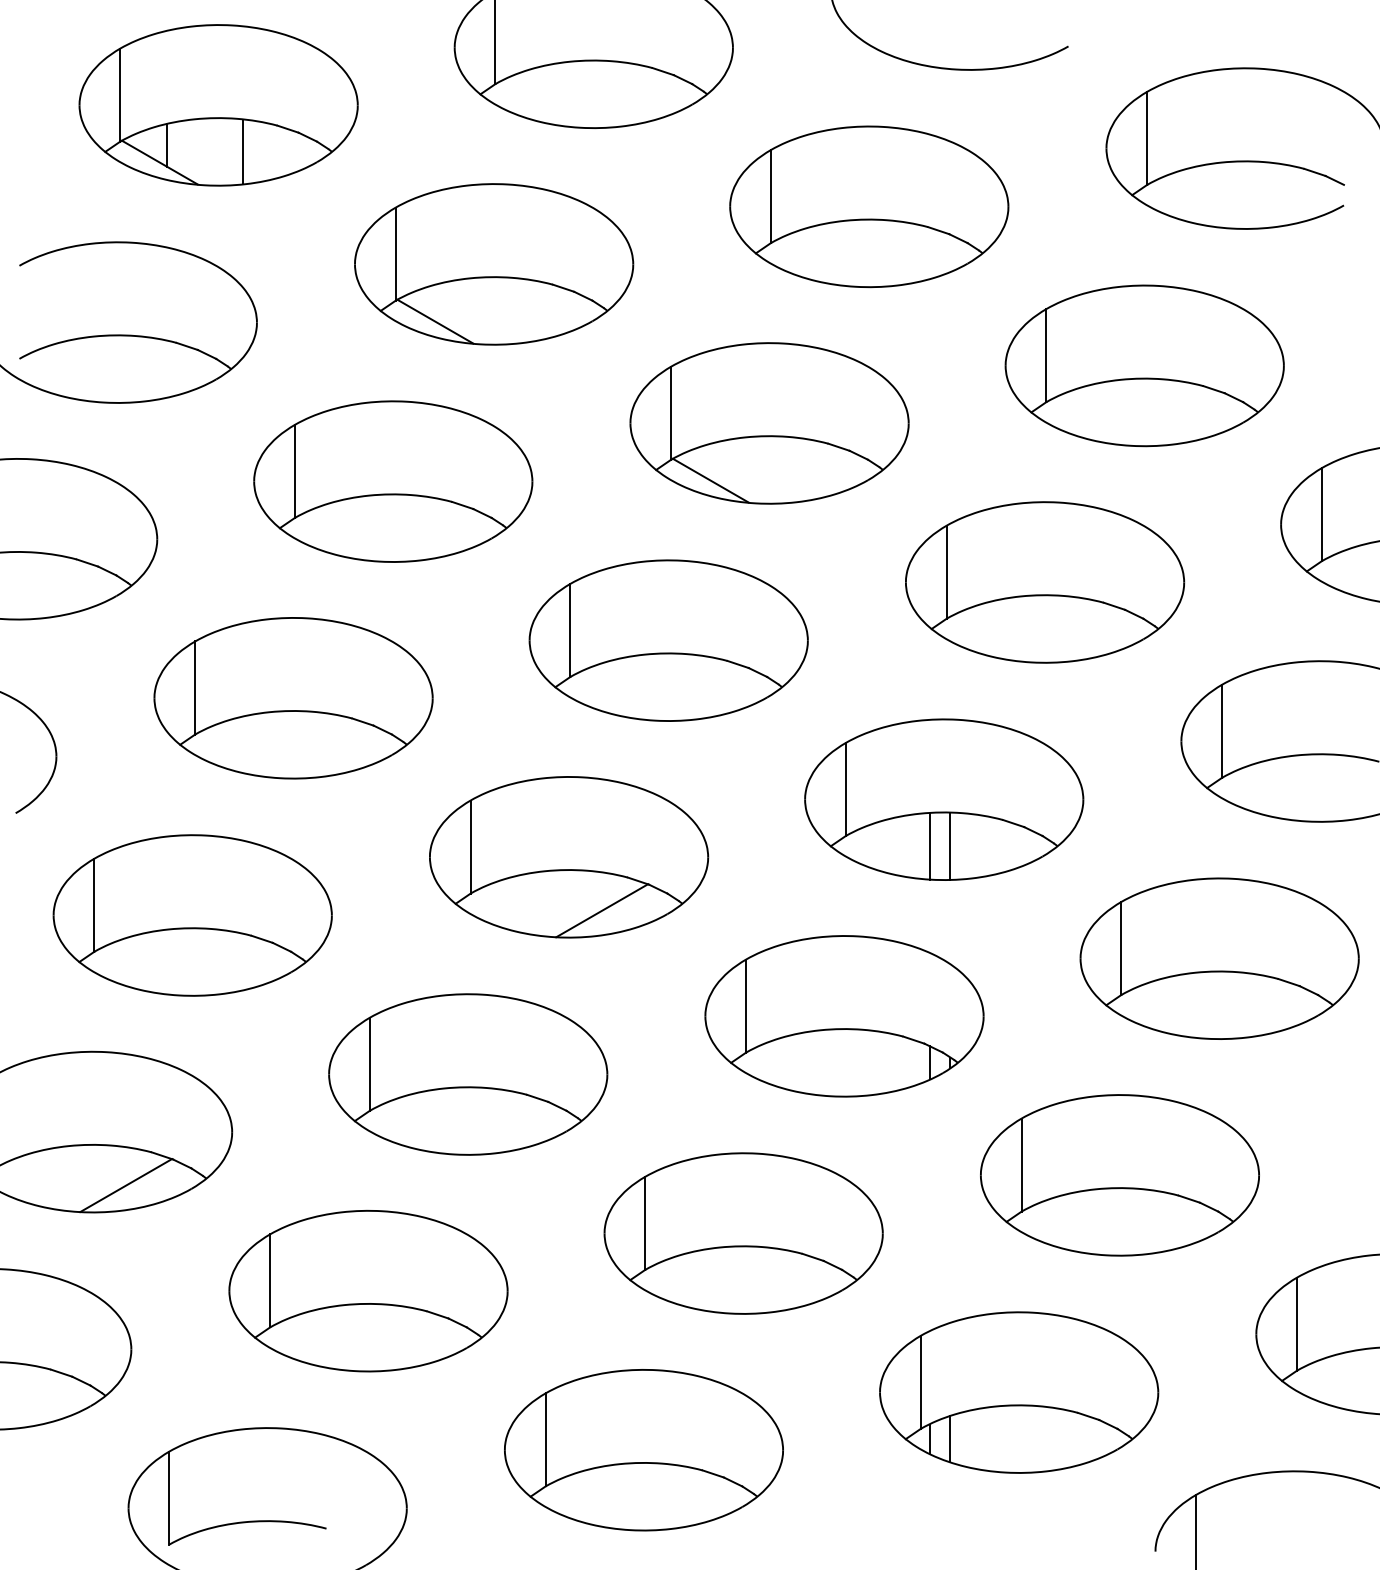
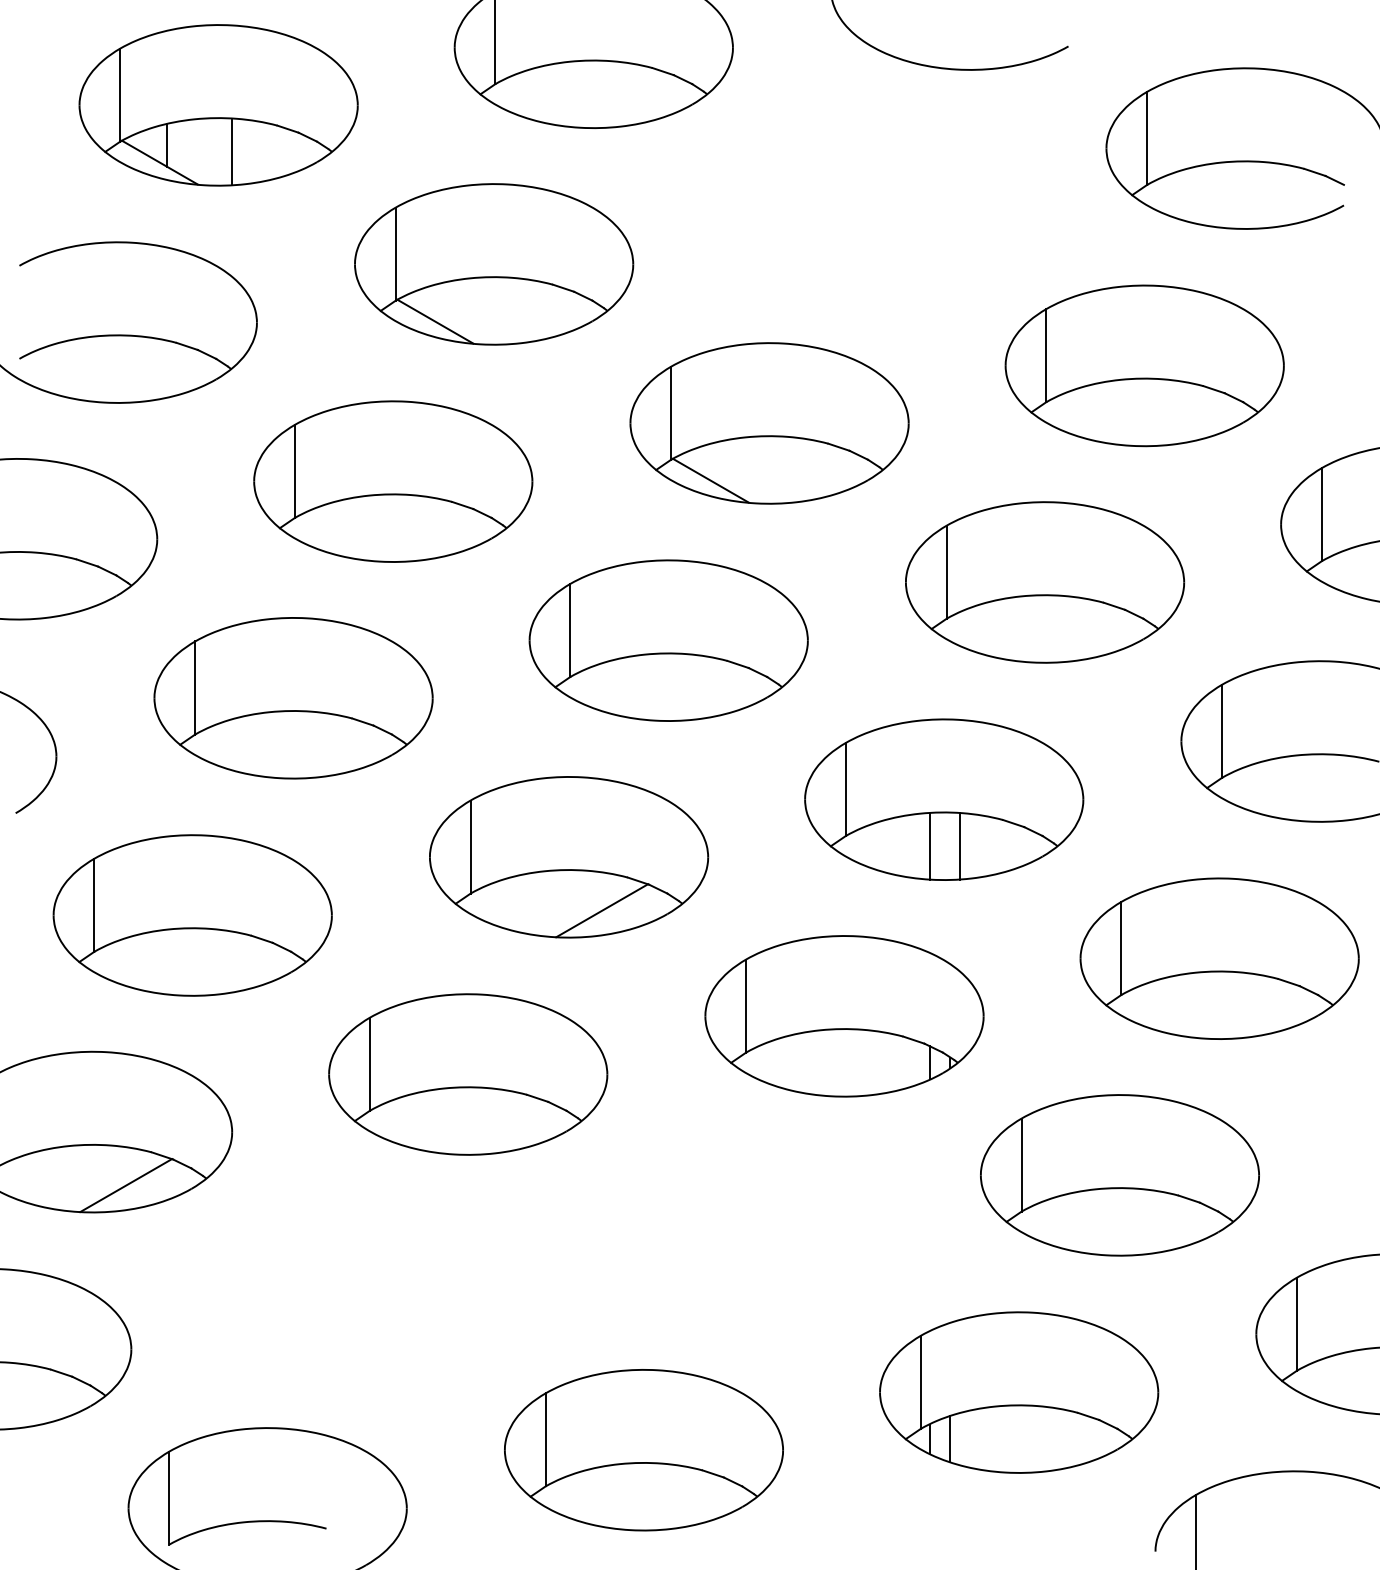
line position: (242, 151) -> (231, 151) (231, 151)
part: present -> none (869, 206)
line position: (950, 845) -> (960, 845) (960, 845)
part: present -> none (743, 1233)
part: present -> none (368, 1290)
